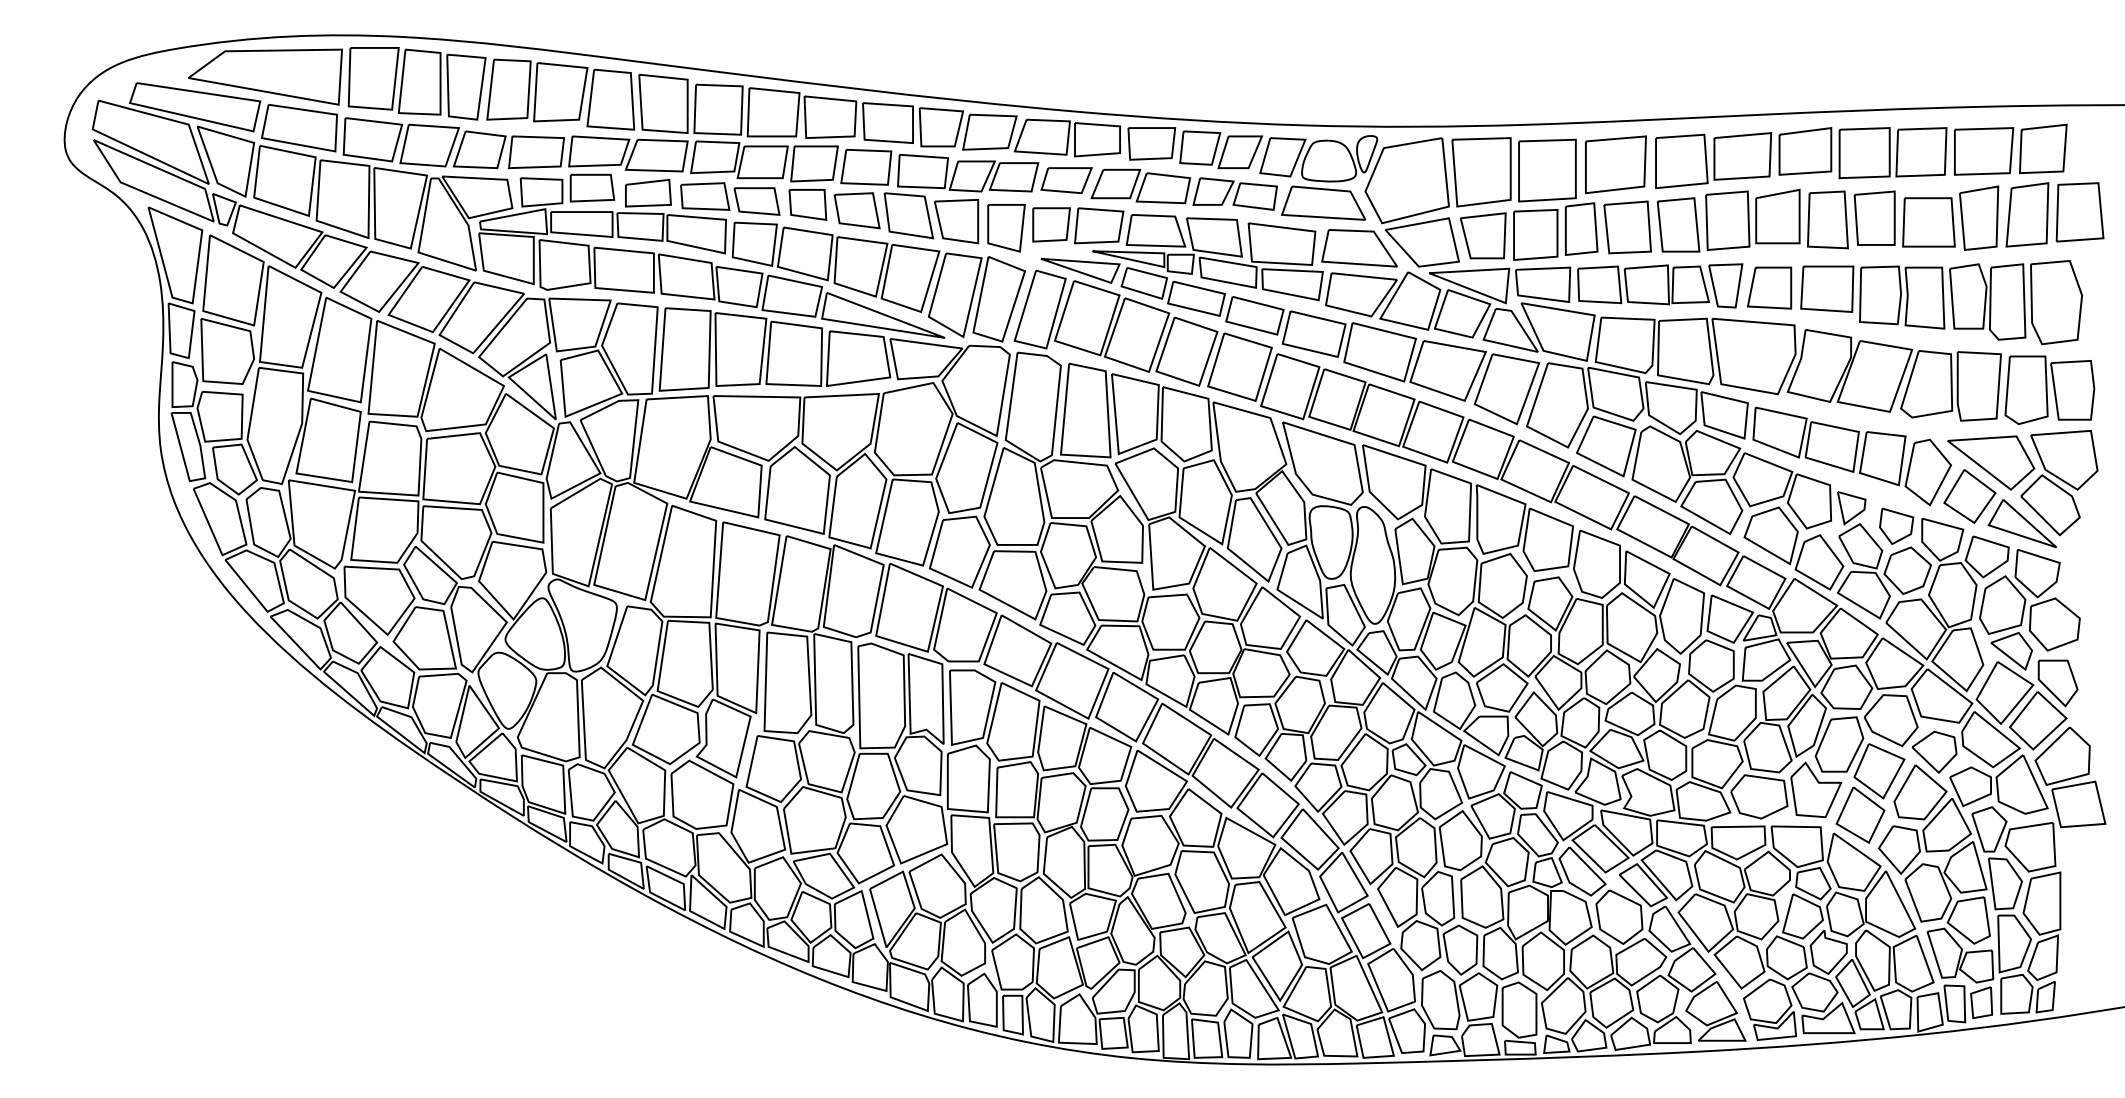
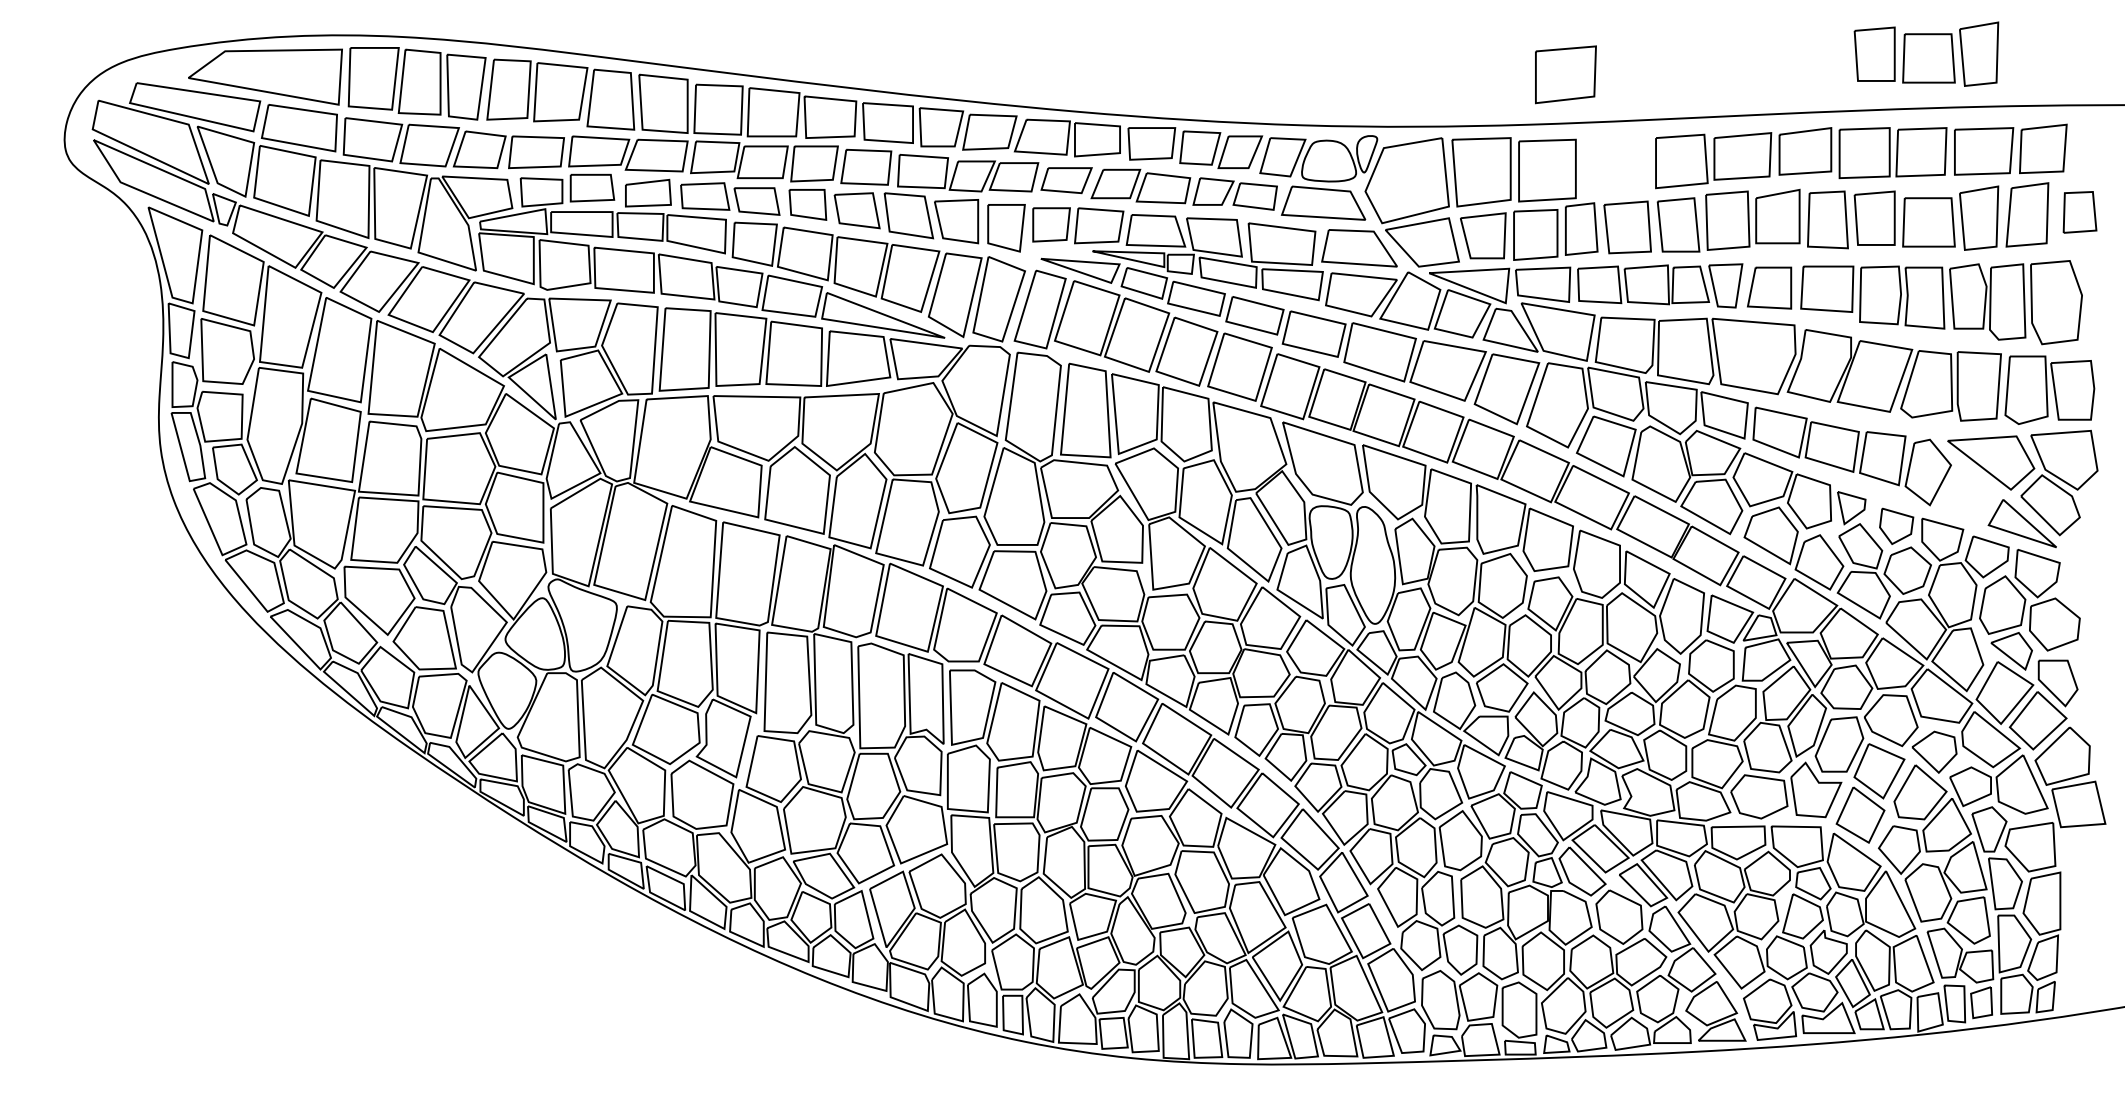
part: none -> present (1926, 53)
part position: (1615, 164) -> (1565, 74) (1565, 74)
part size: 50x61 px -> 36x43 px (2079, 212)
part: present -> none (1969, 496)
